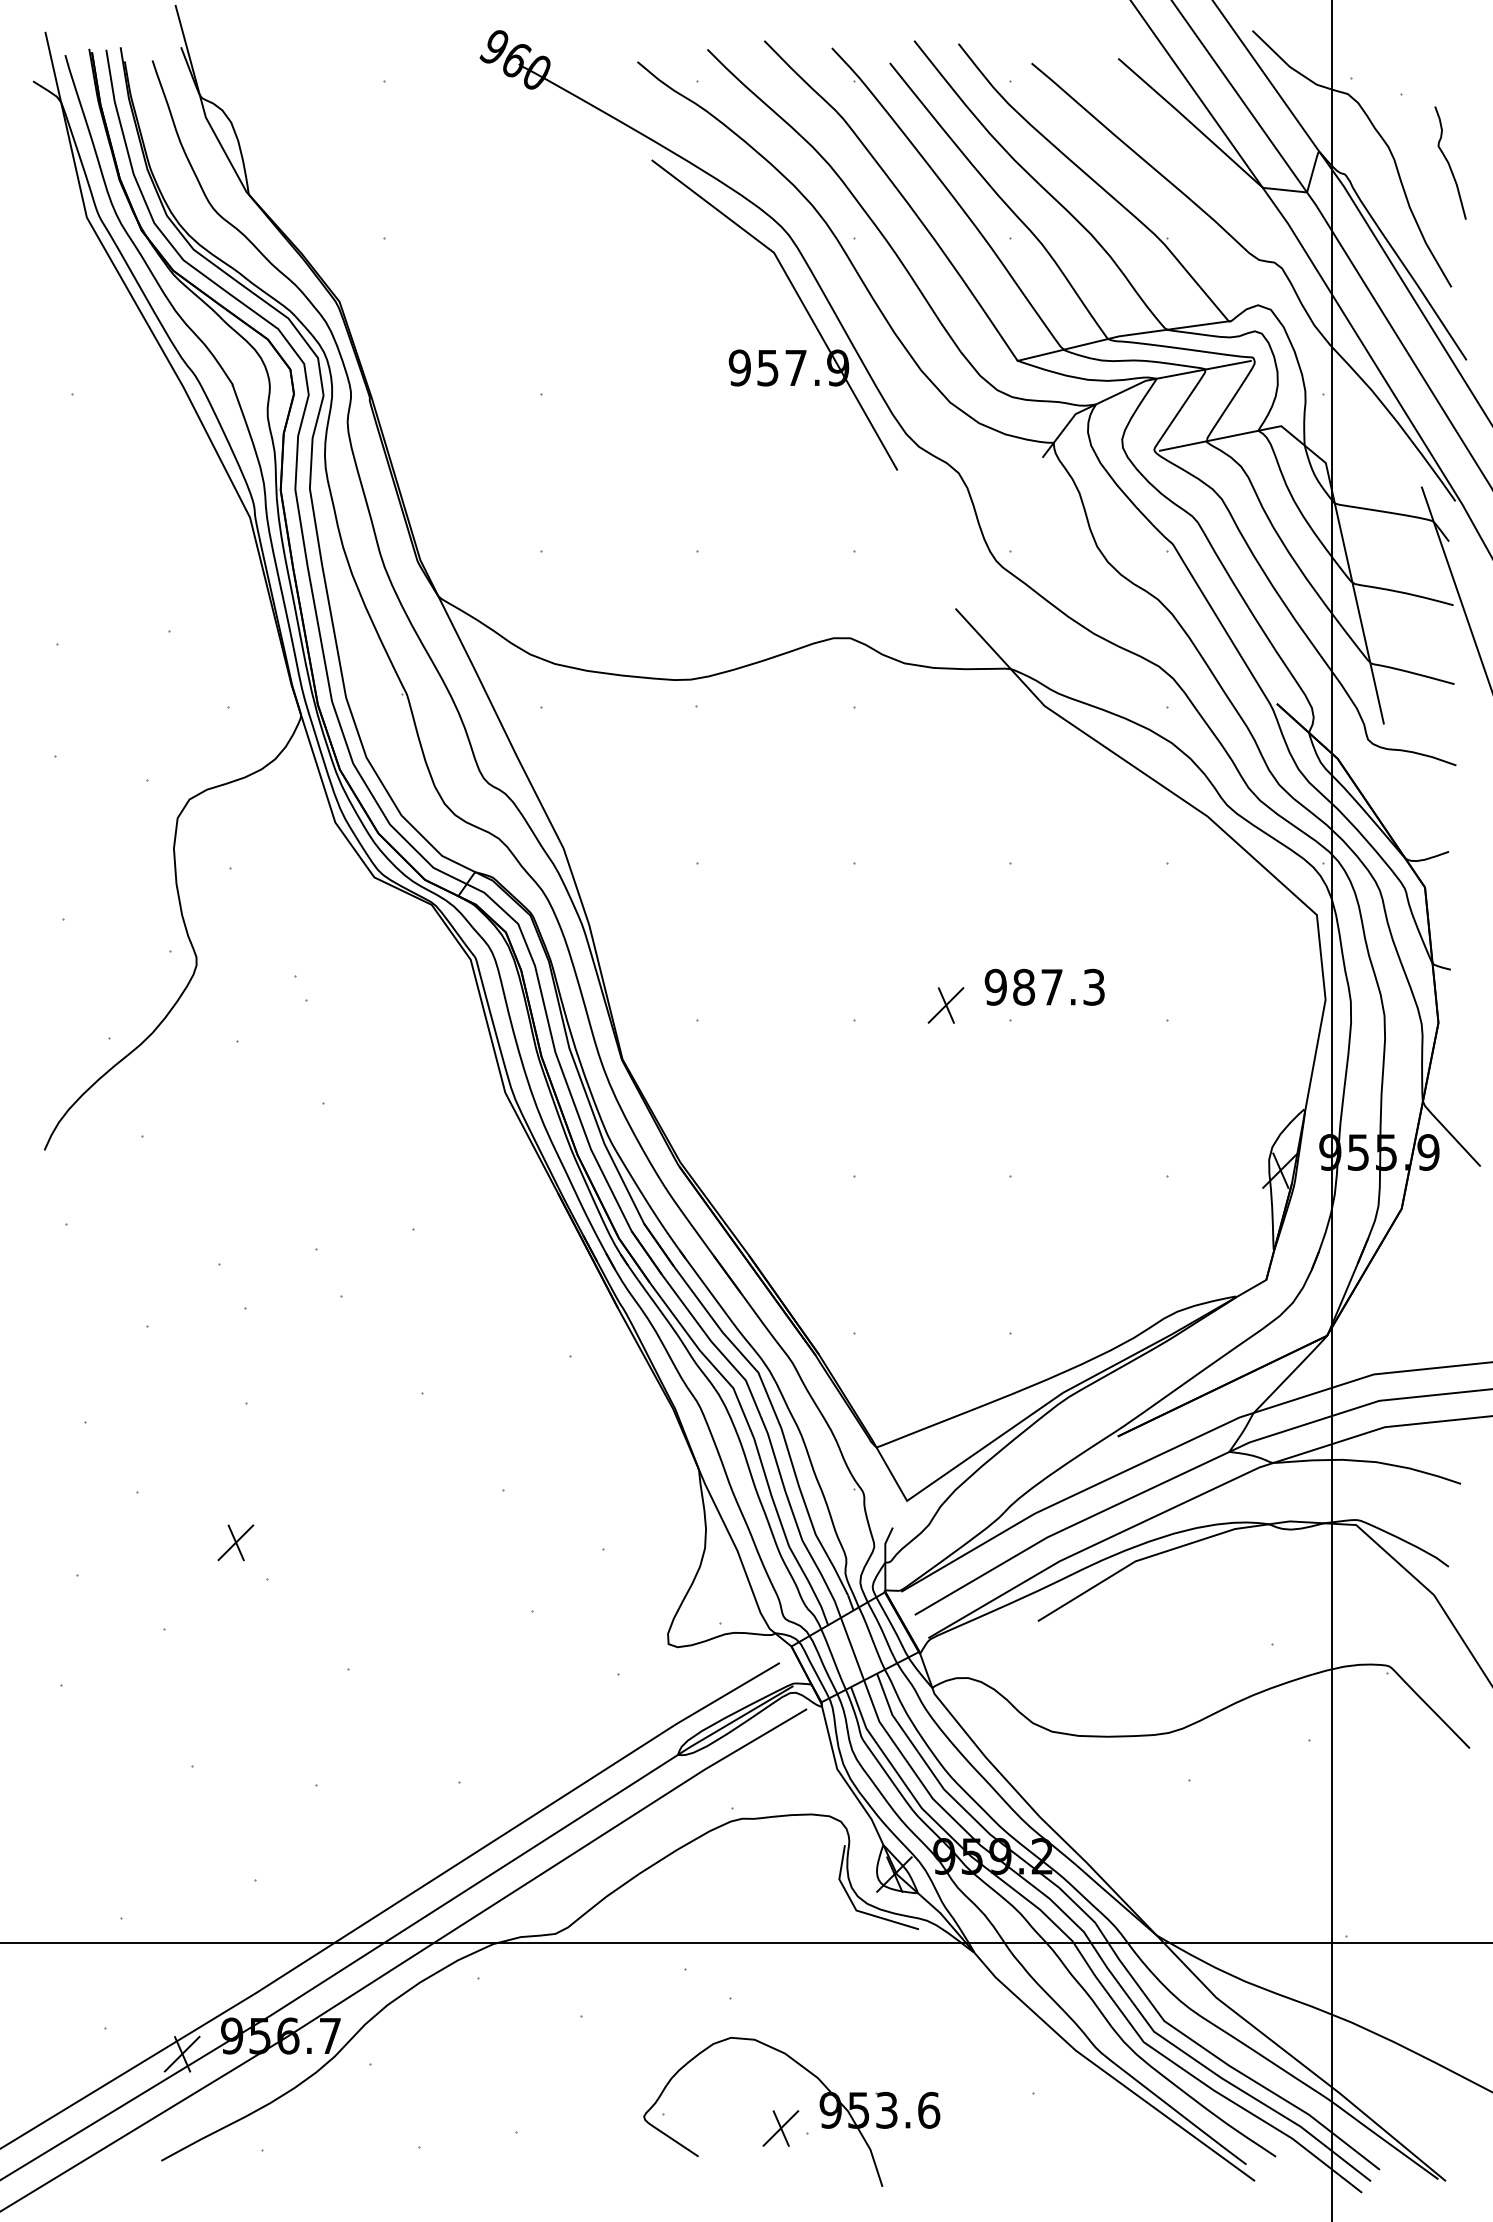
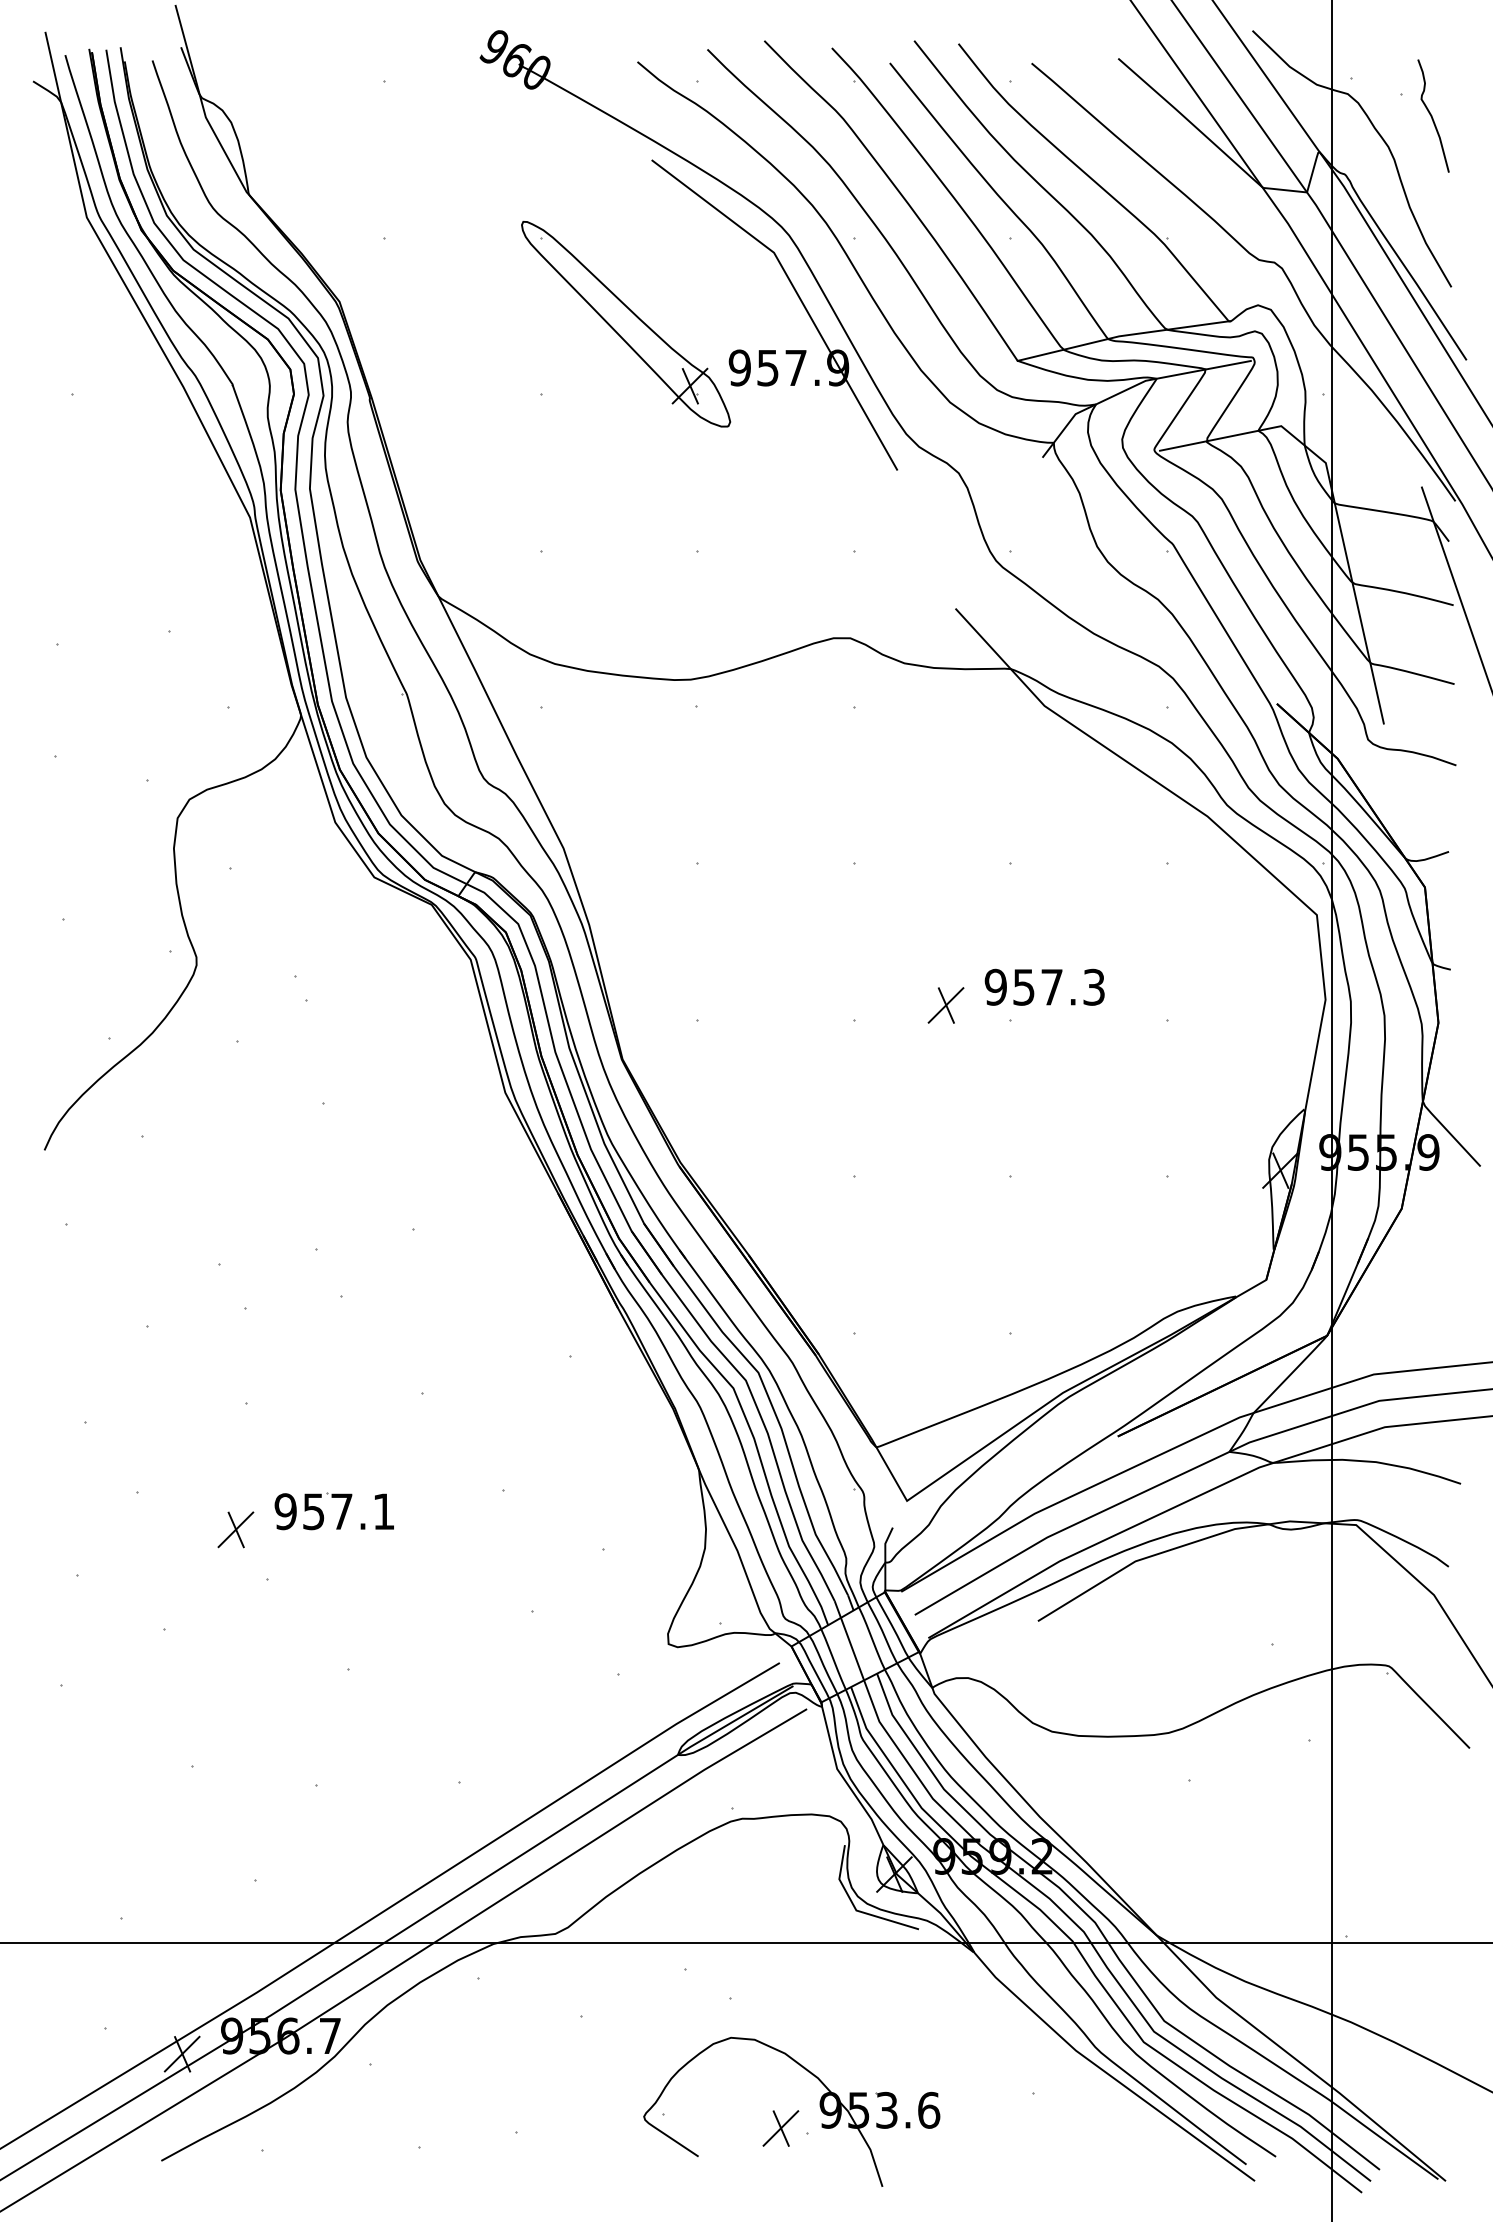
curve position: (1449, 162) -> (1432, 115) (1432, 115)
part: none -> present (626, 323)
text: 987.3 -> 957.3 (1024, 986)
part: none -> present (341, 1513)
part position: (235, 1542) -> (235, 1529) (235, 1529)
